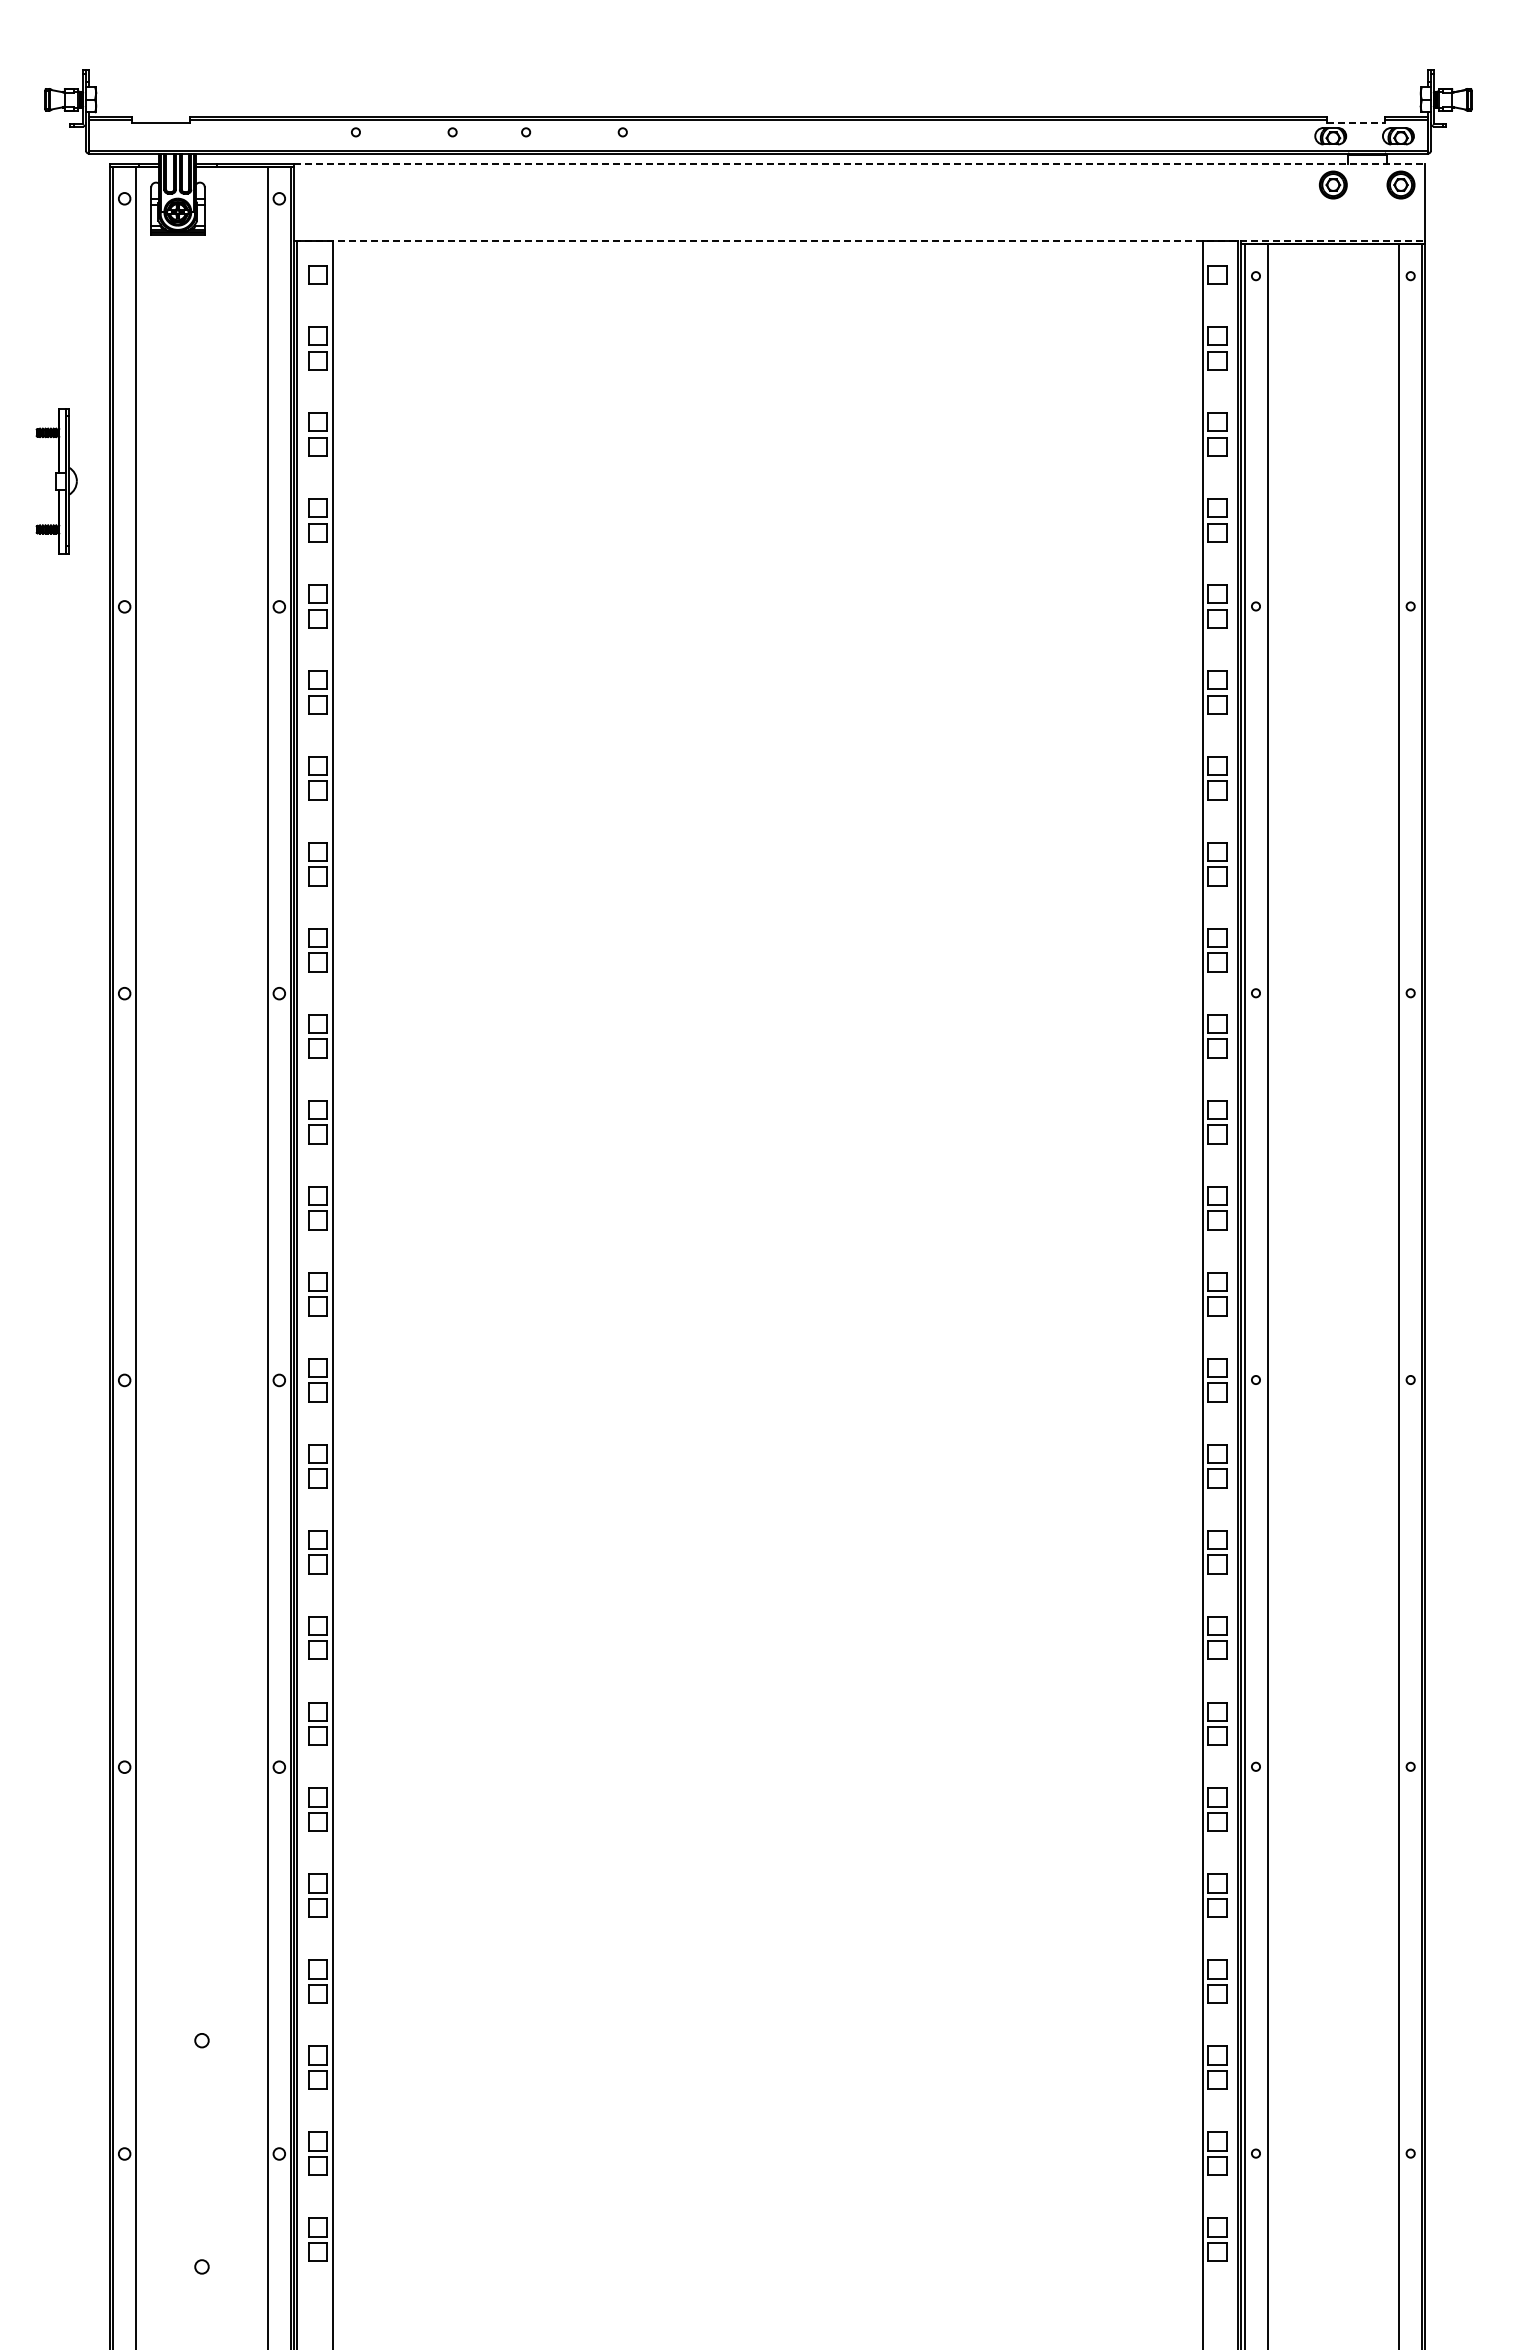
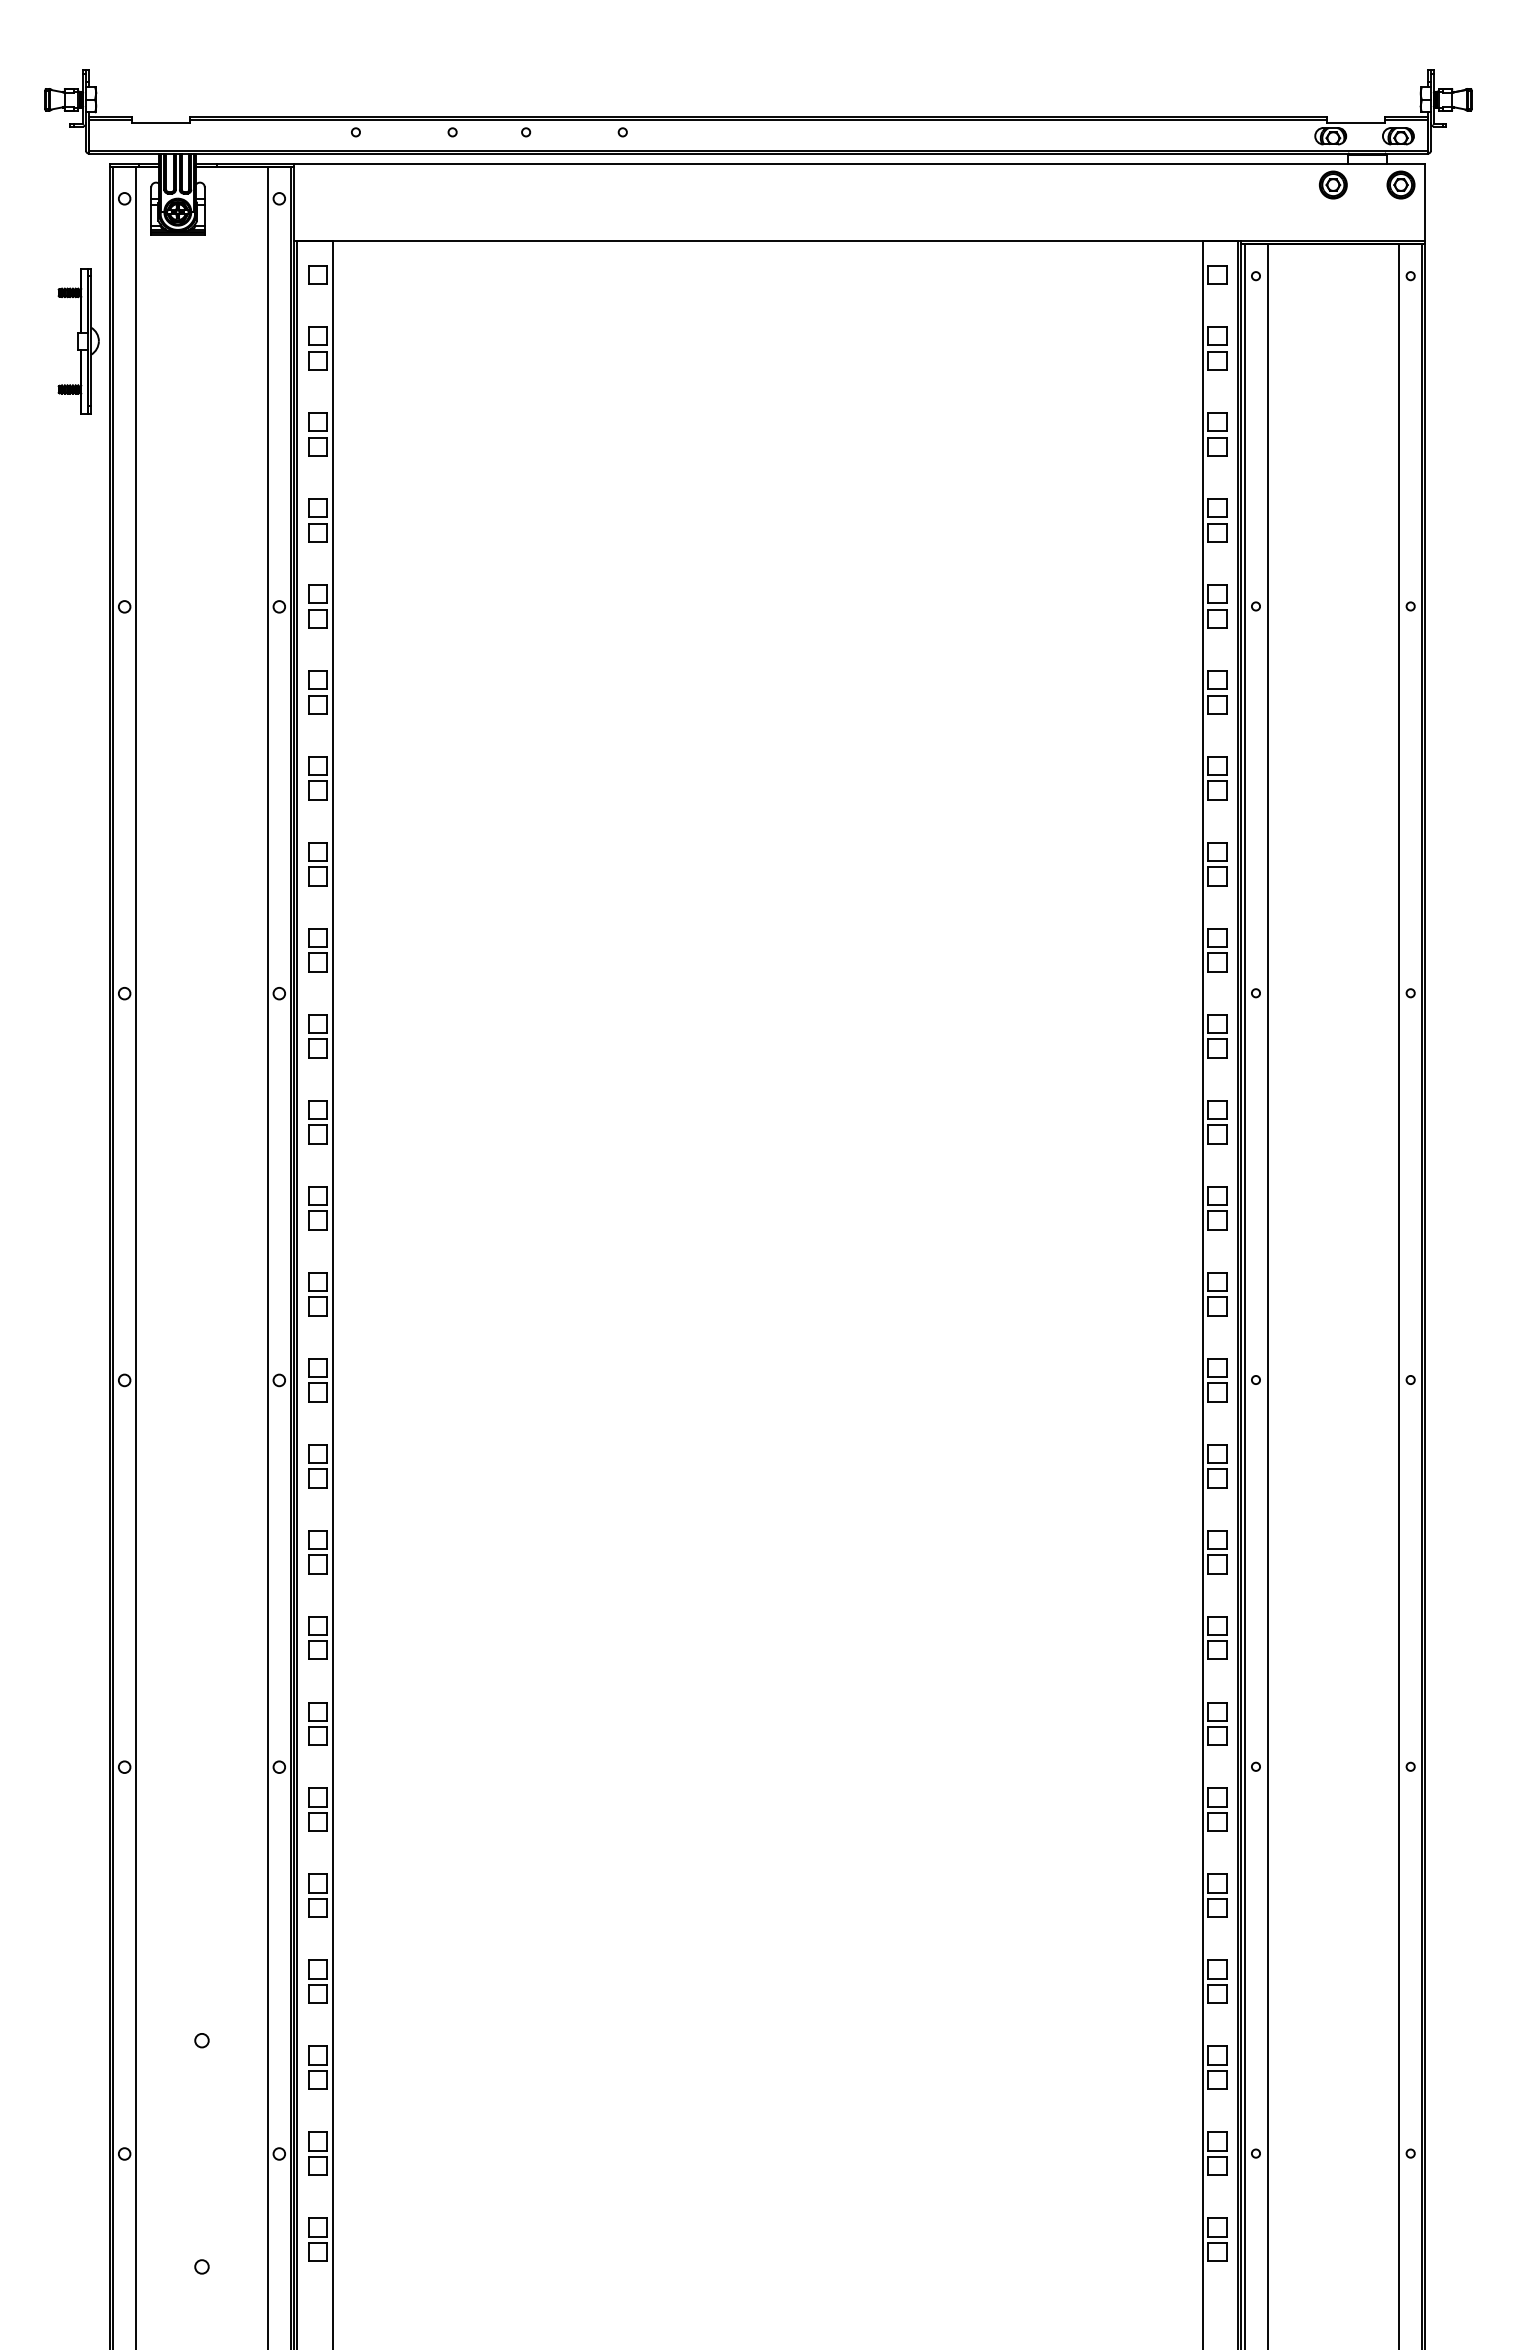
line: dashed -> solid (1356, 122)
line: dashed -> solid (859, 163)
line: dashed -> solid (859, 241)
part position: (56, 481) -> (78, 341) (78, 341)
